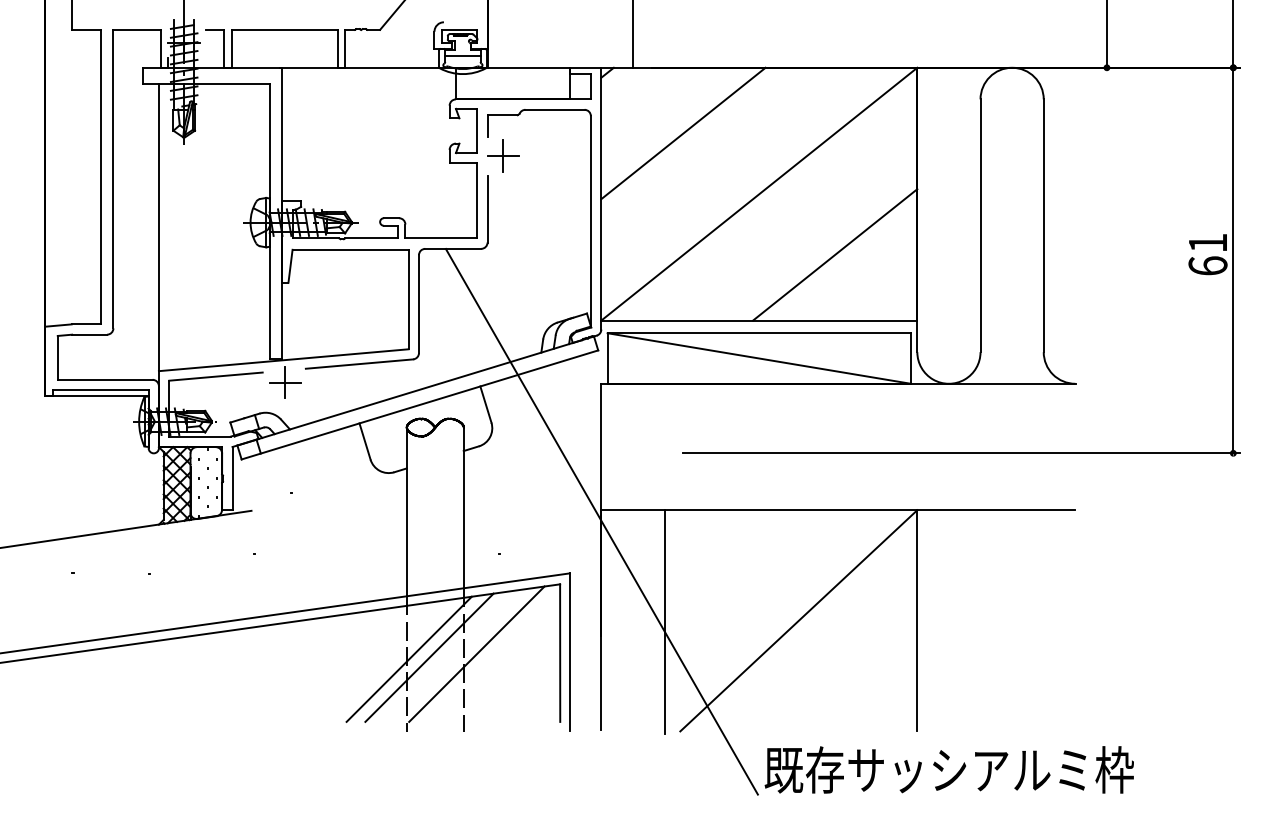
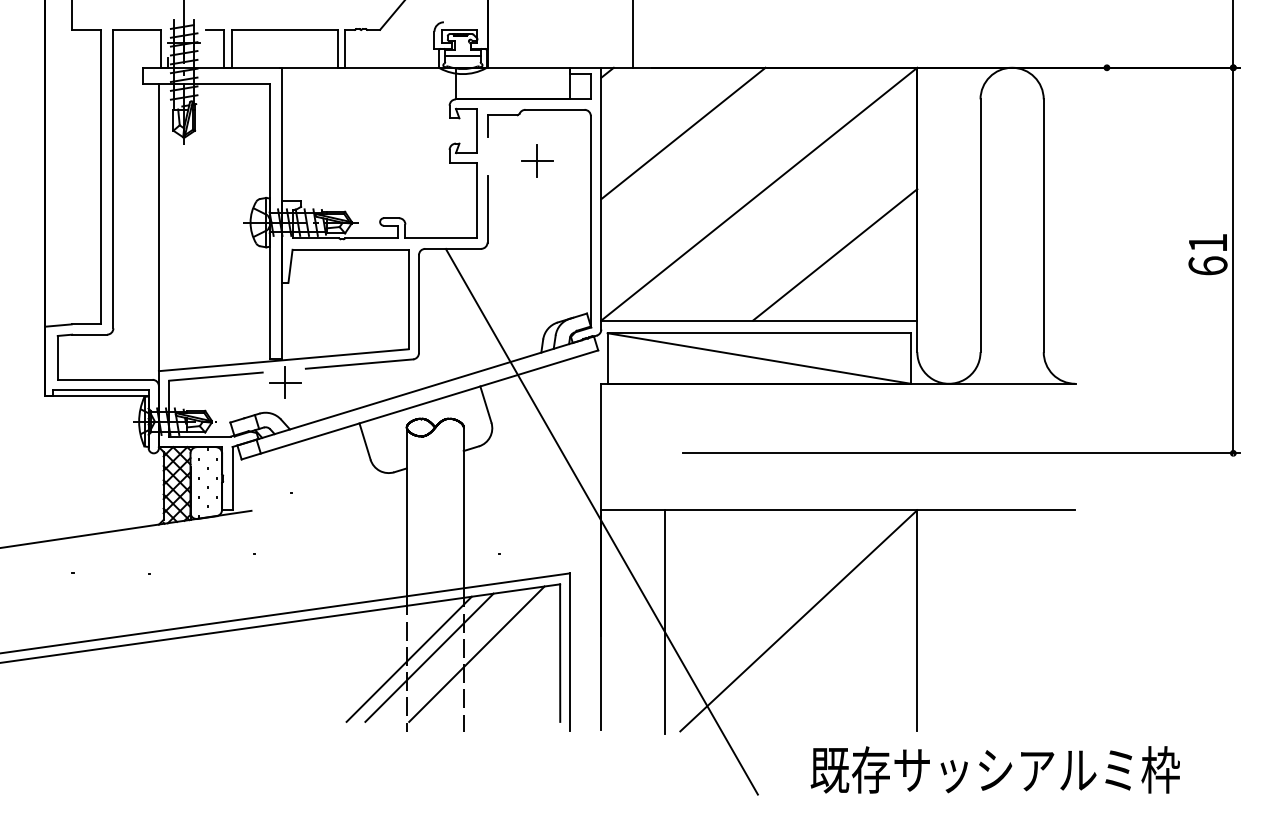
line: present -> none (1106, 34)
part position: (503, 155) -> (537, 160) (537, 160)
text position: (948, 769) -> (994, 769) (994, 769)
